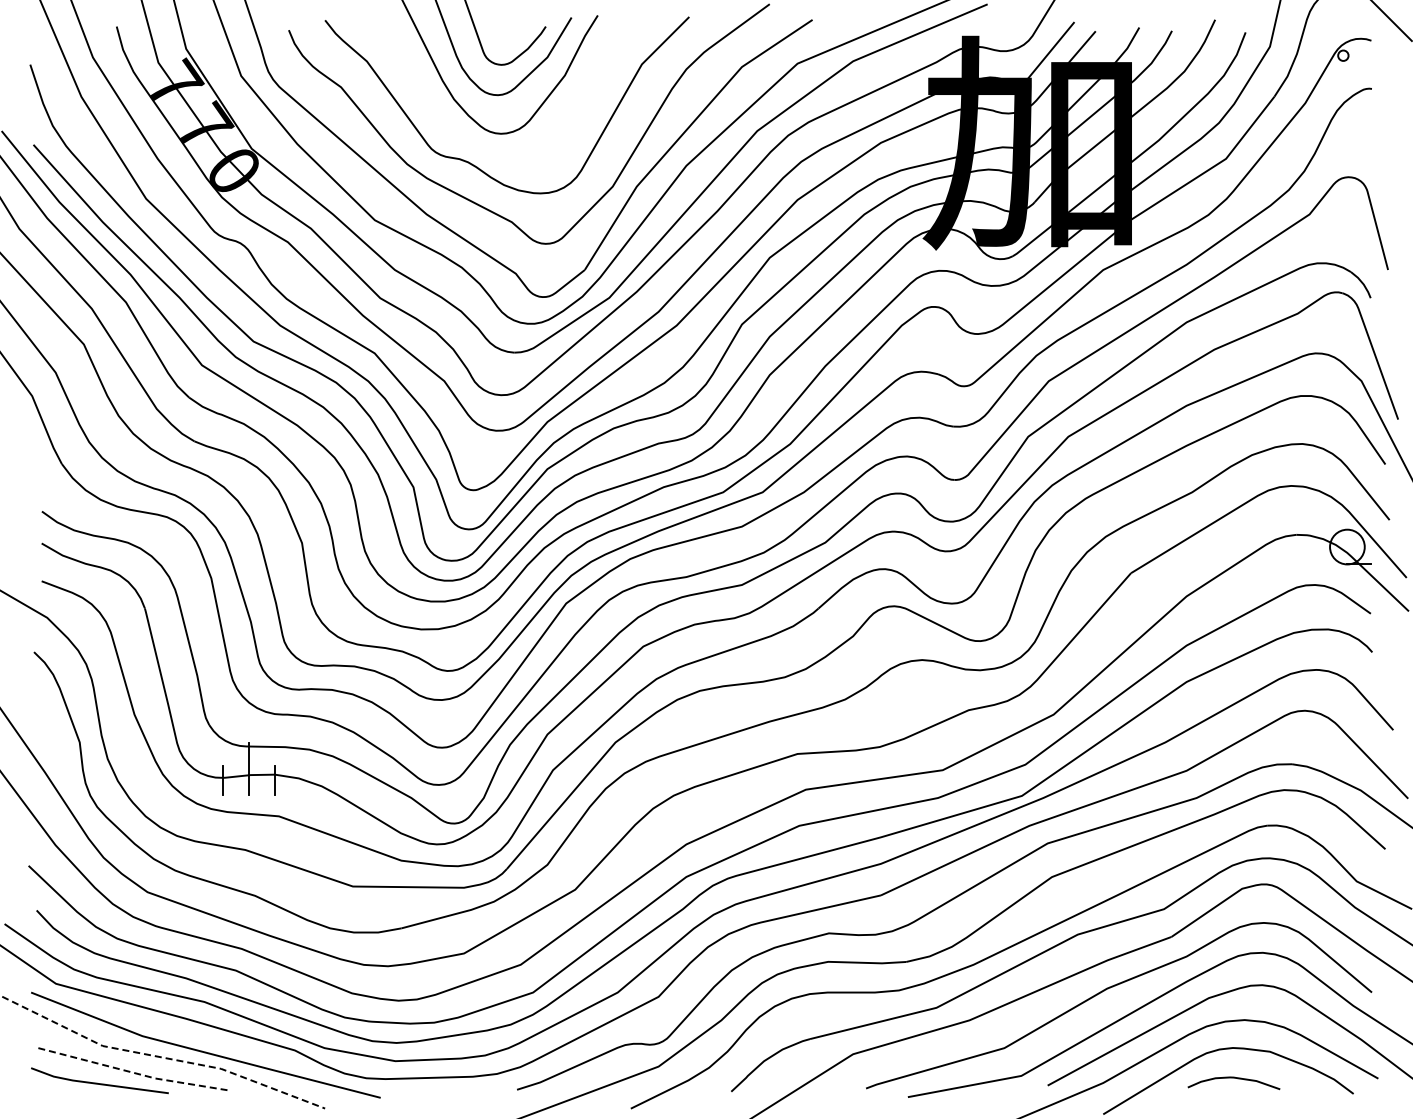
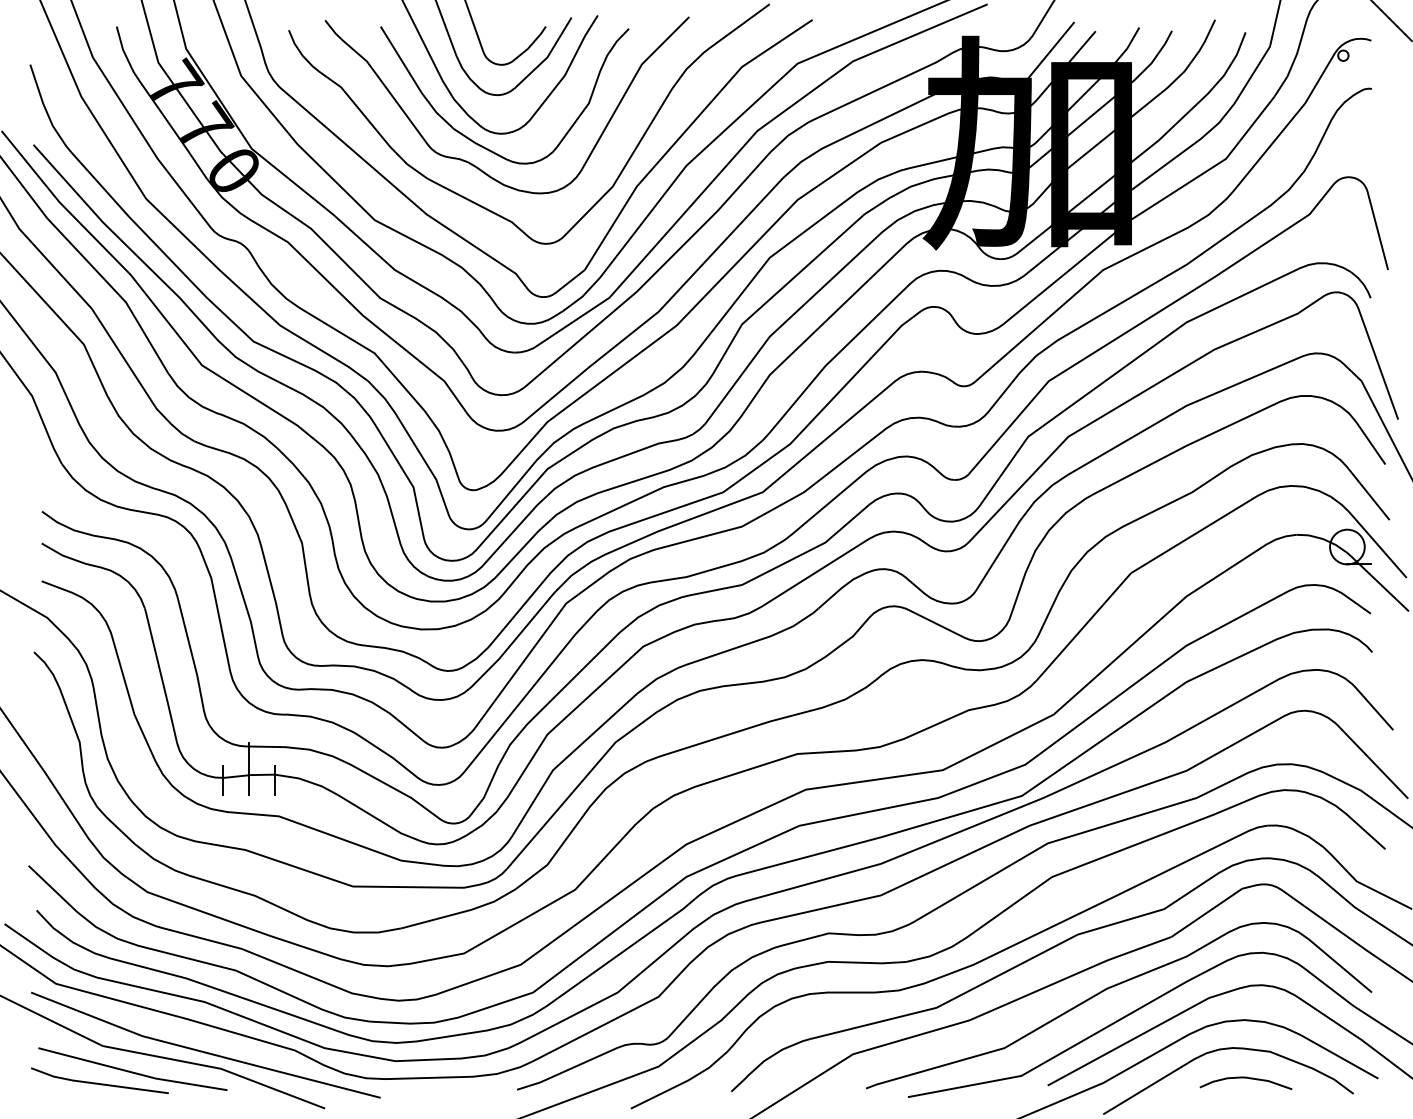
curve: none -> present (480, 144)
line: dashed -> solid (160, 1057)
line: dashed -> solid (132, 1072)
curve position: (1233, 1078) -> (1245, 1078) (1245, 1078)
